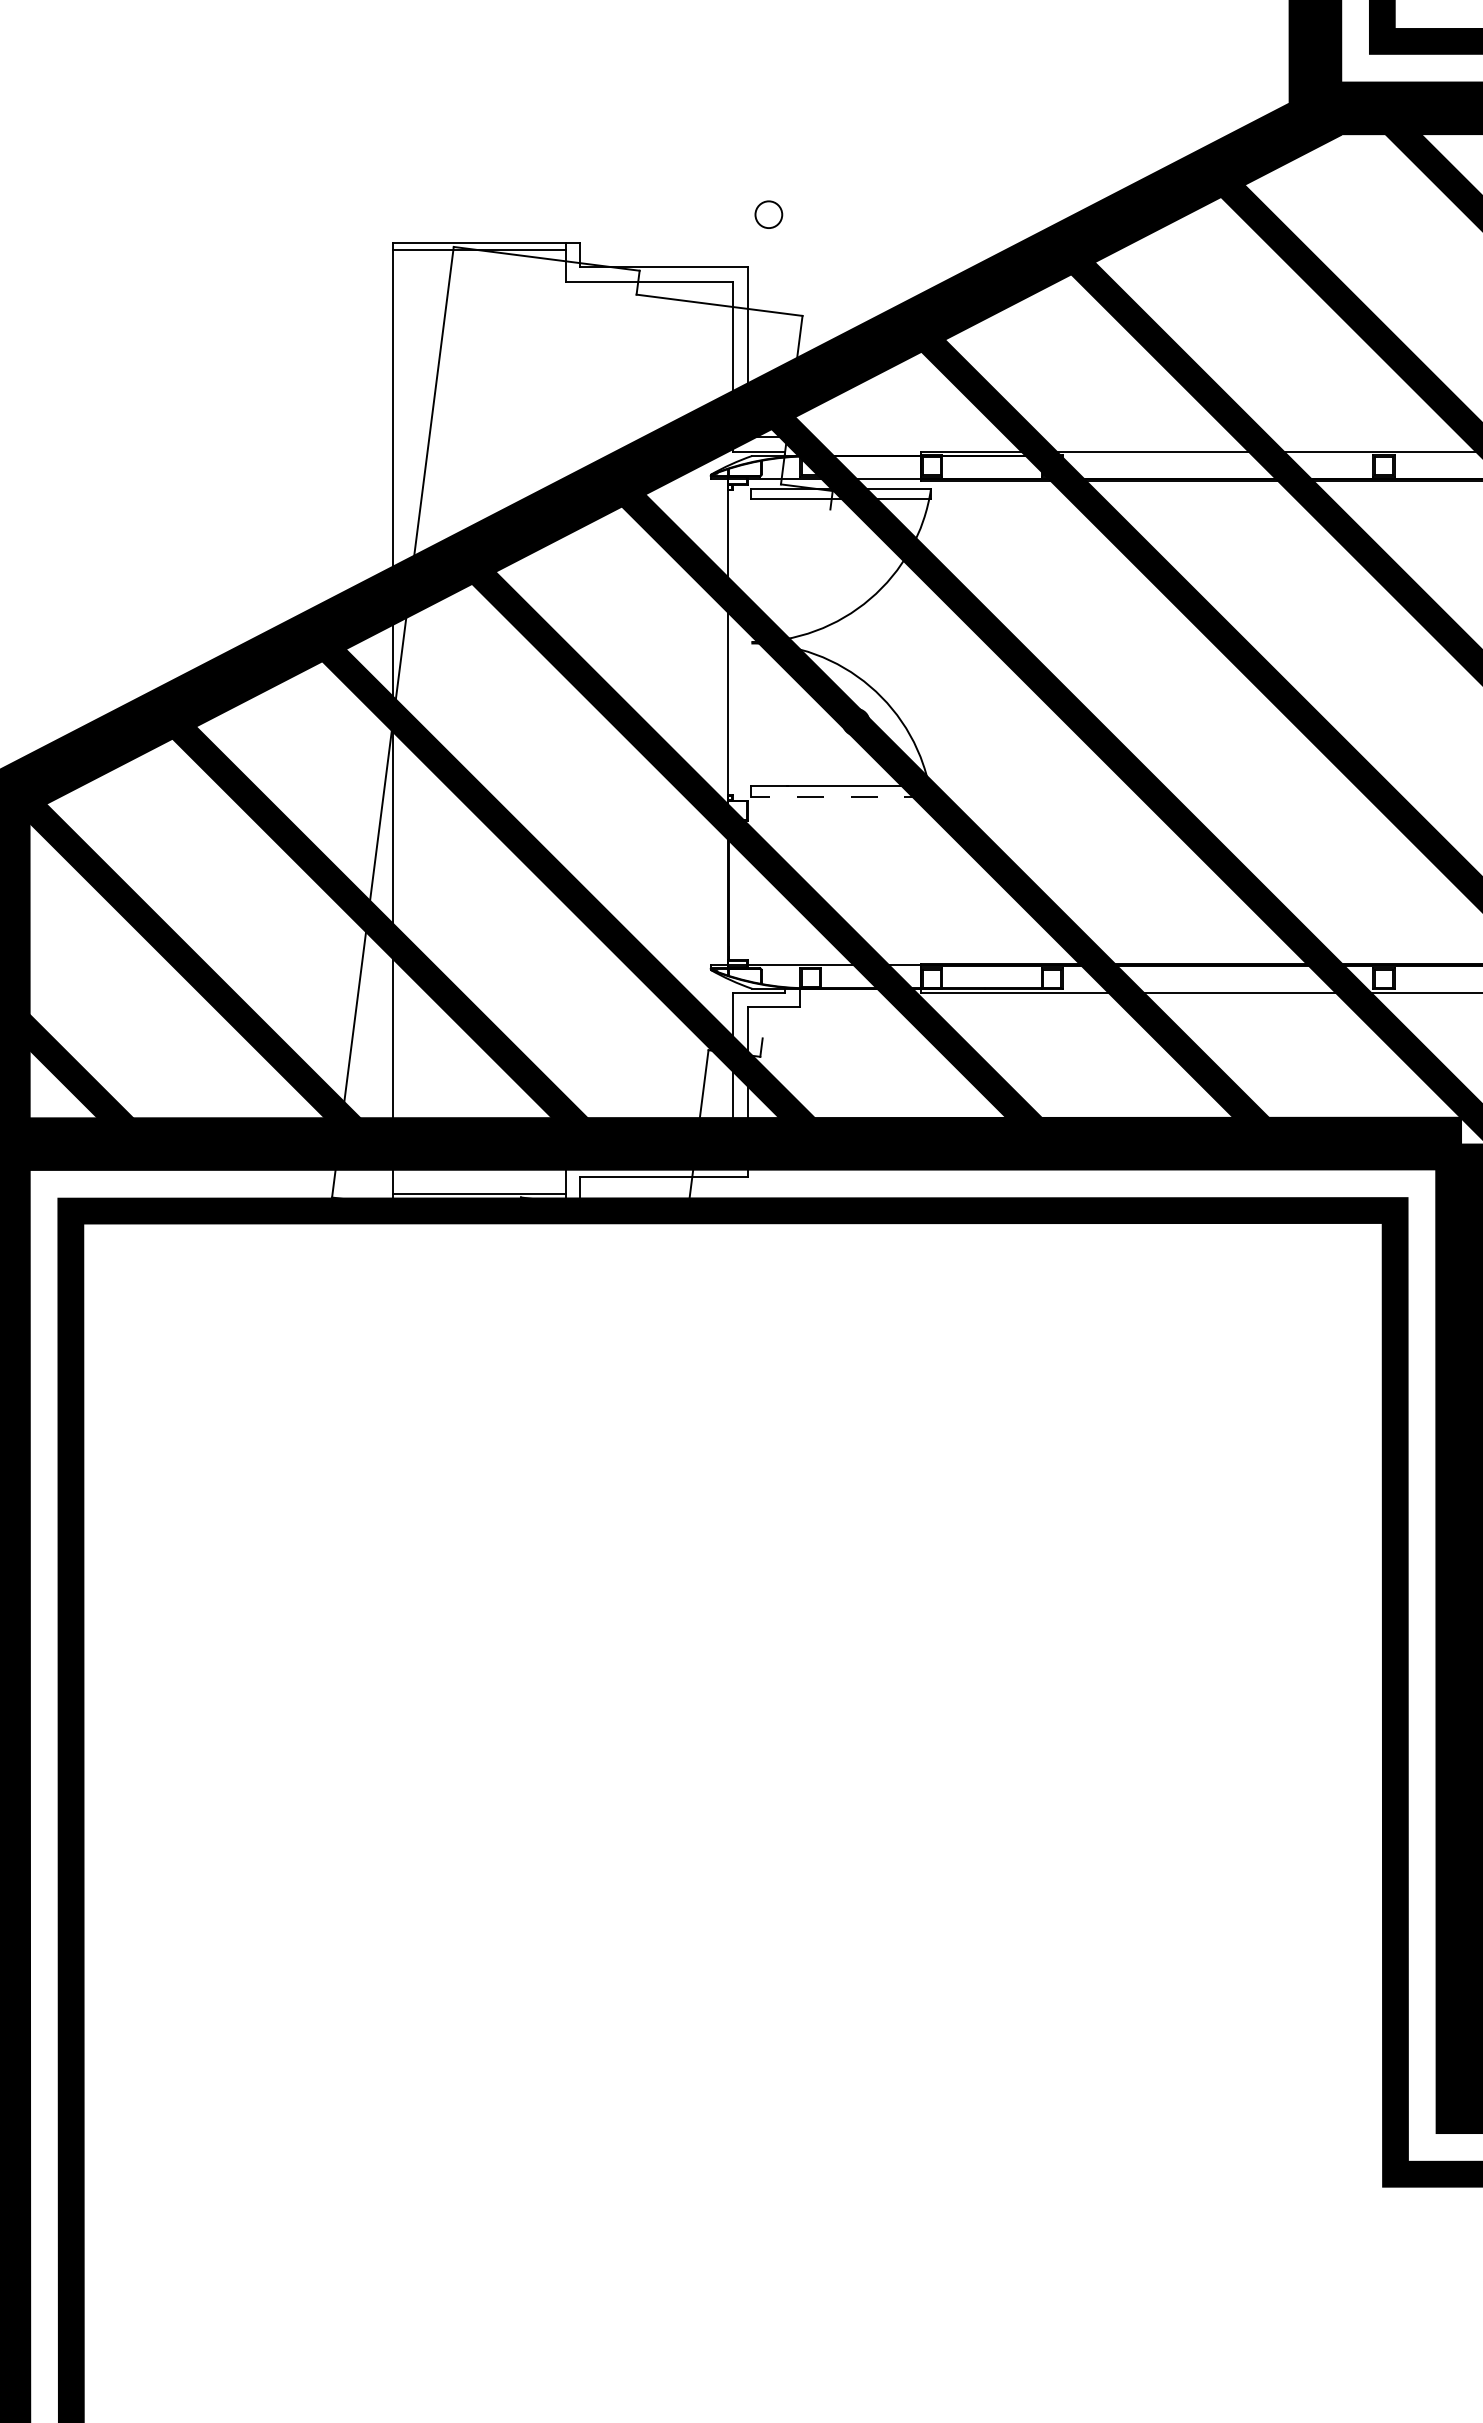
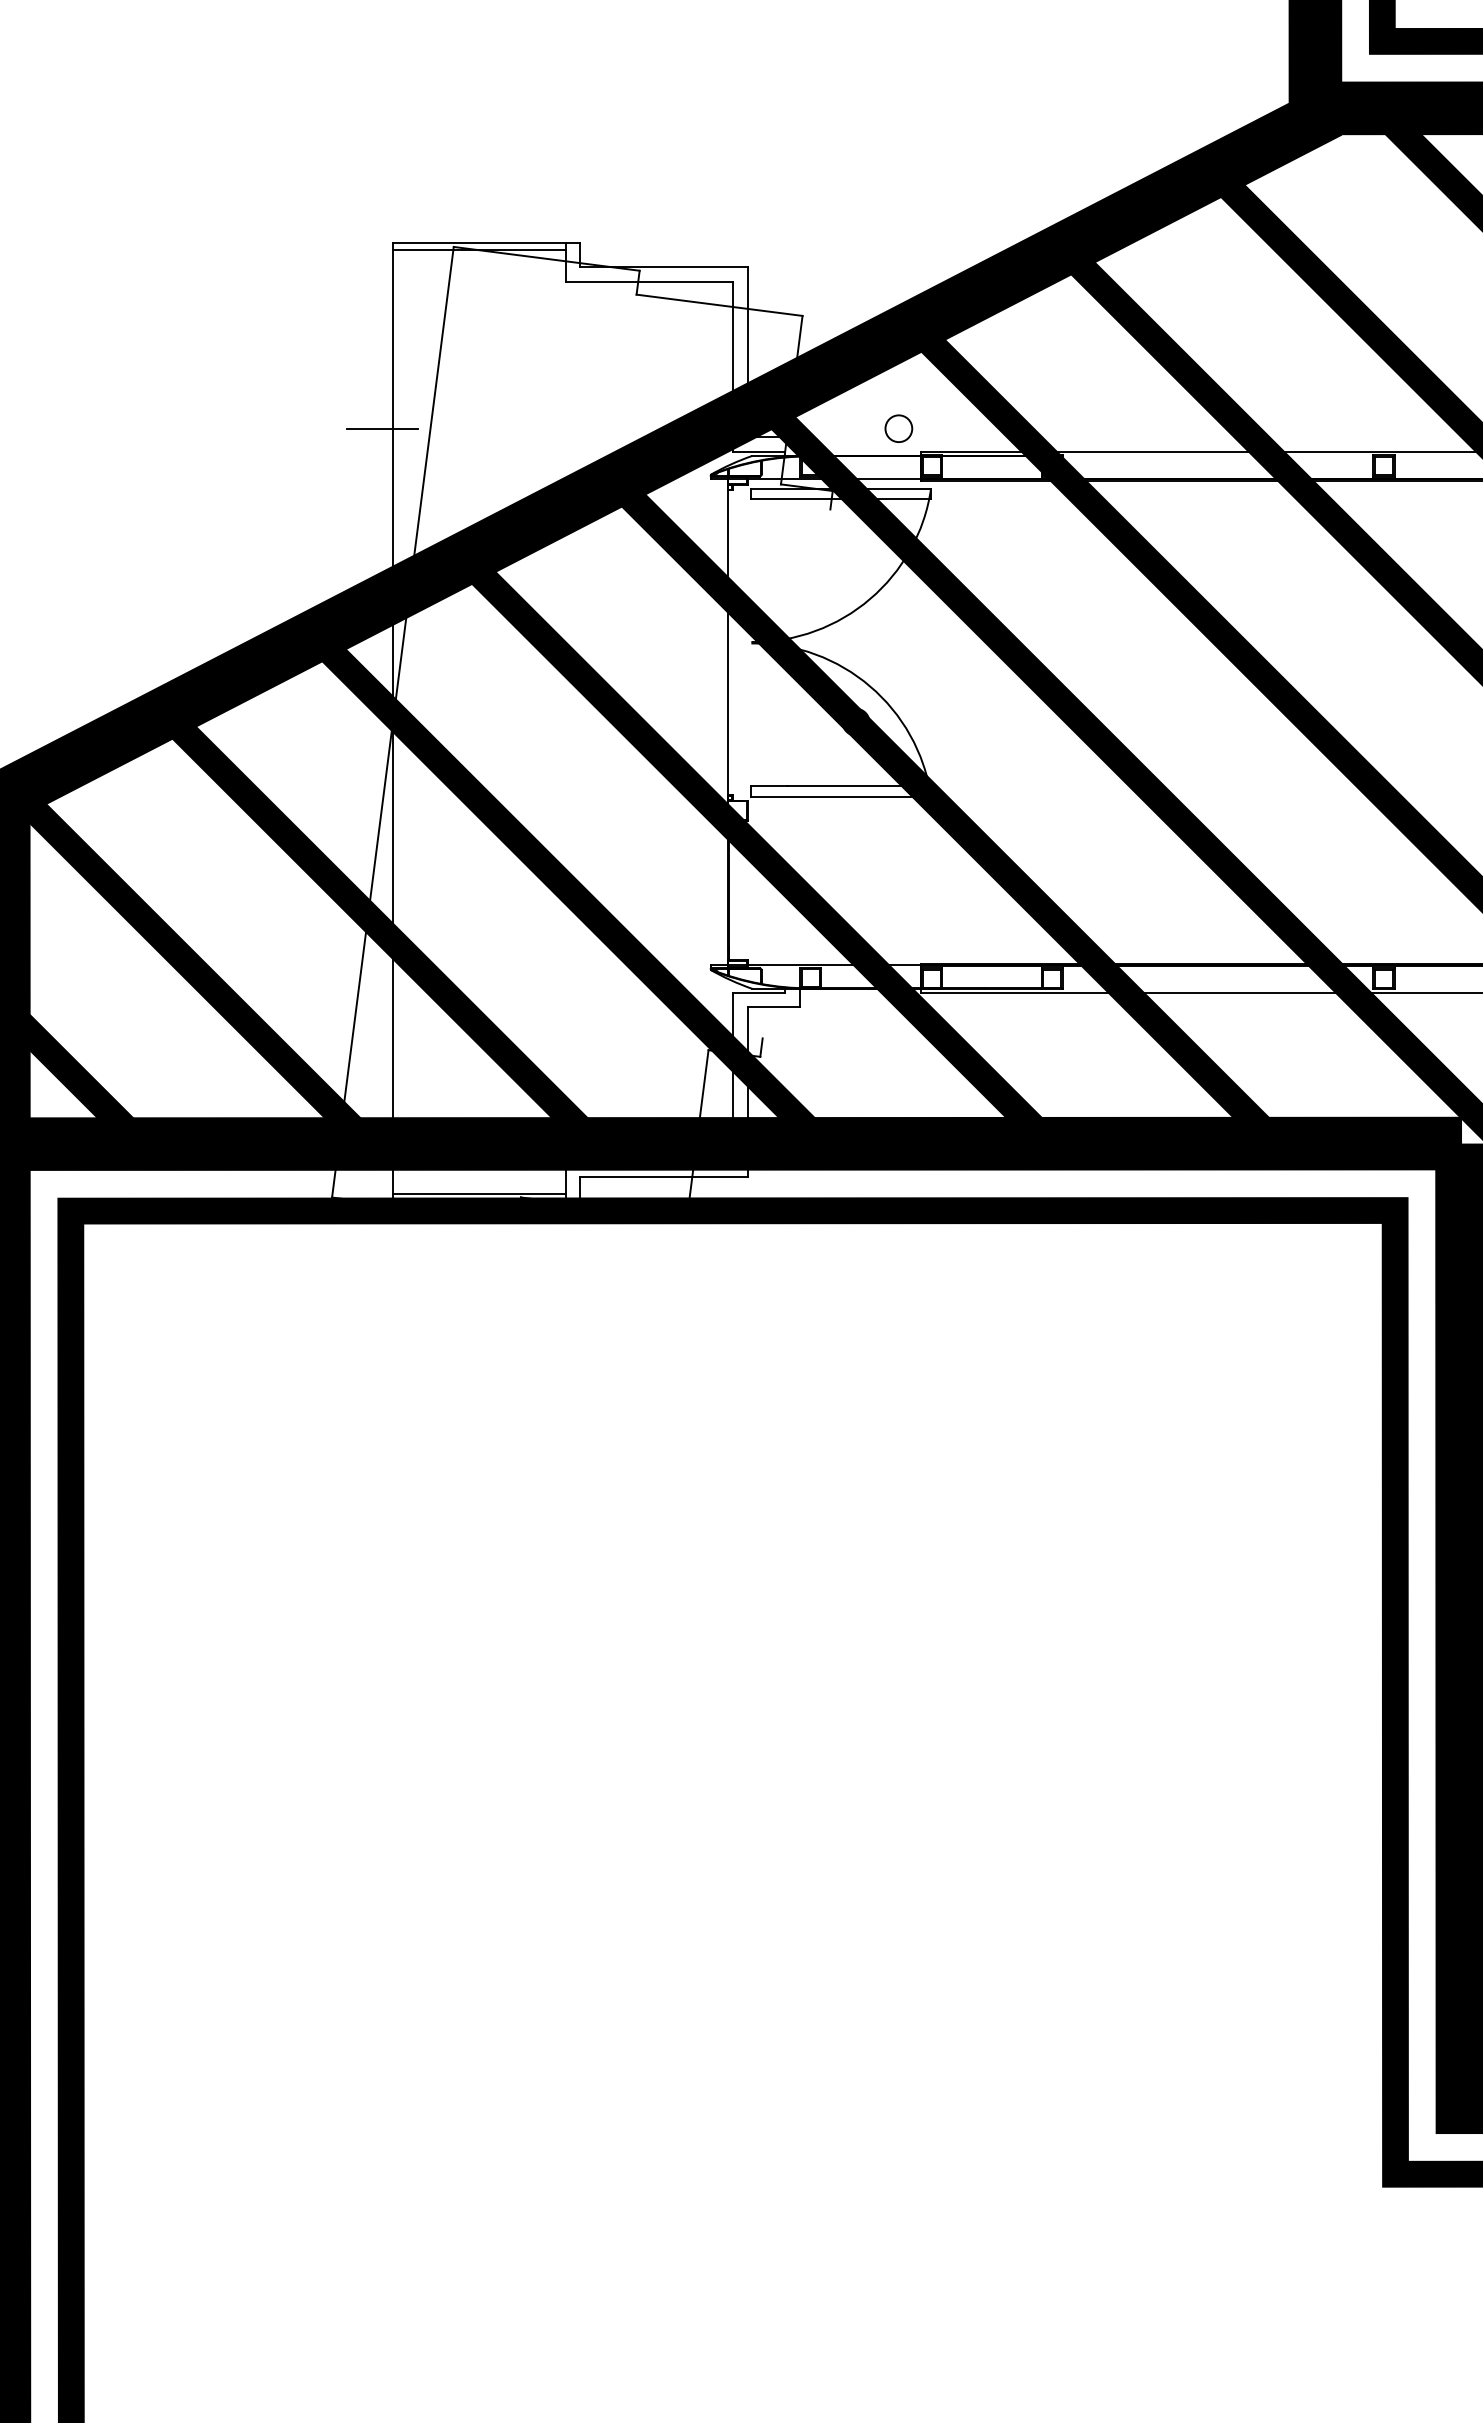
circle position: (768, 214) -> (898, 428) (898, 428)
line: none -> present (382, 428)
line: dashed -> solid (841, 796)
